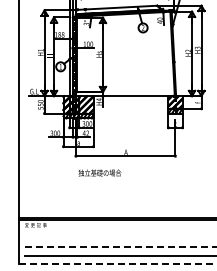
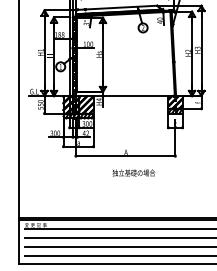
text position: (99, 172) -> (133, 172) (133, 172)
line: none -> present (118, 229)
line: none -> present (118, 237)
line: dashed -> solid (120, 246)
line: dashed -> solid (118, 264)
